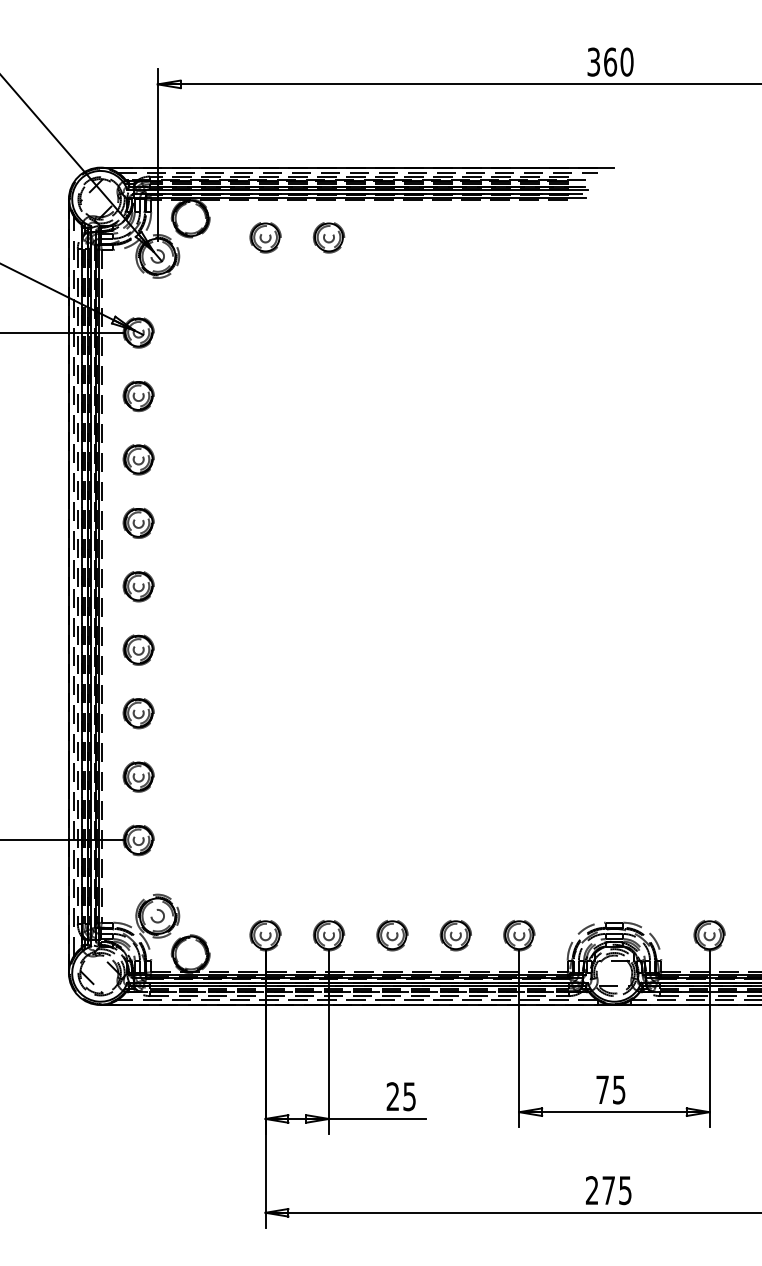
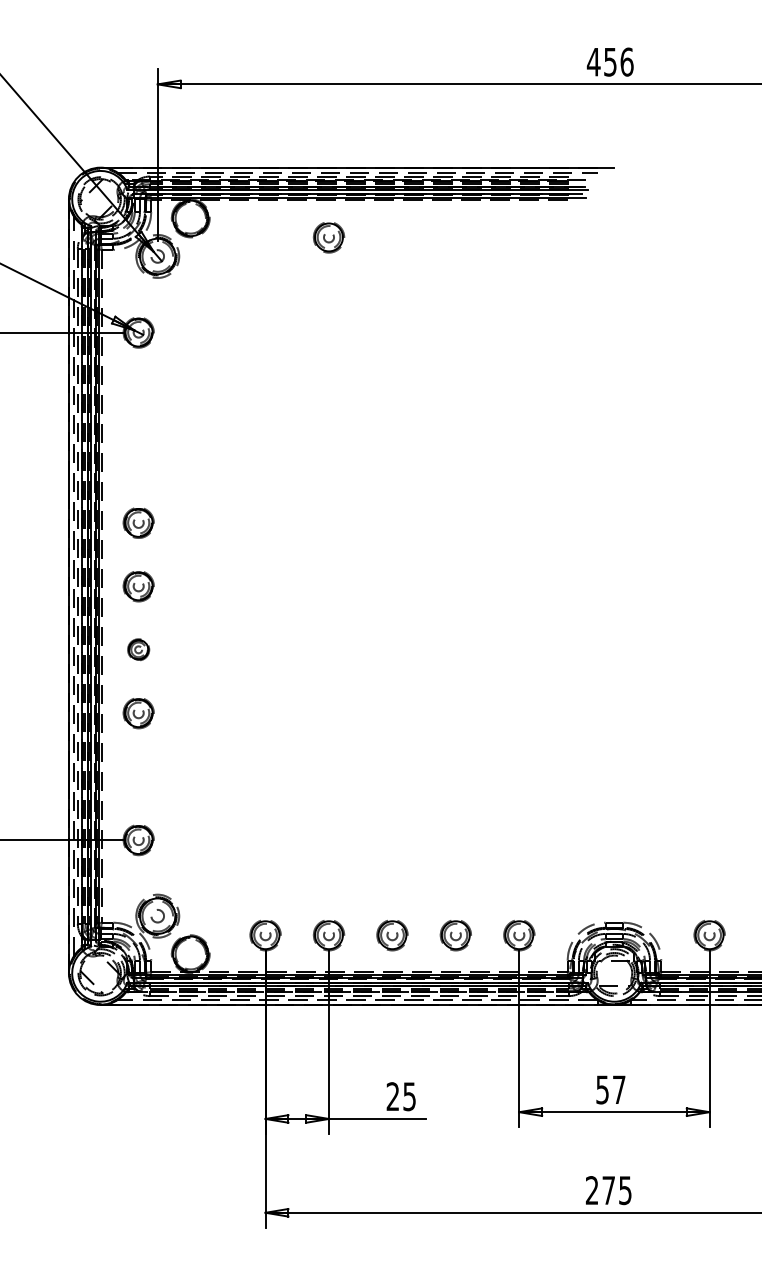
text: 360 -> 456 (609, 61)
part: present -> none (265, 237)
part: present -> none (138, 396)
part: present -> none (138, 459)
part size: 33x32 px -> 24x24 px (138, 649)
part: present -> none (138, 776)
text: 75 -> 57 (610, 1089)
